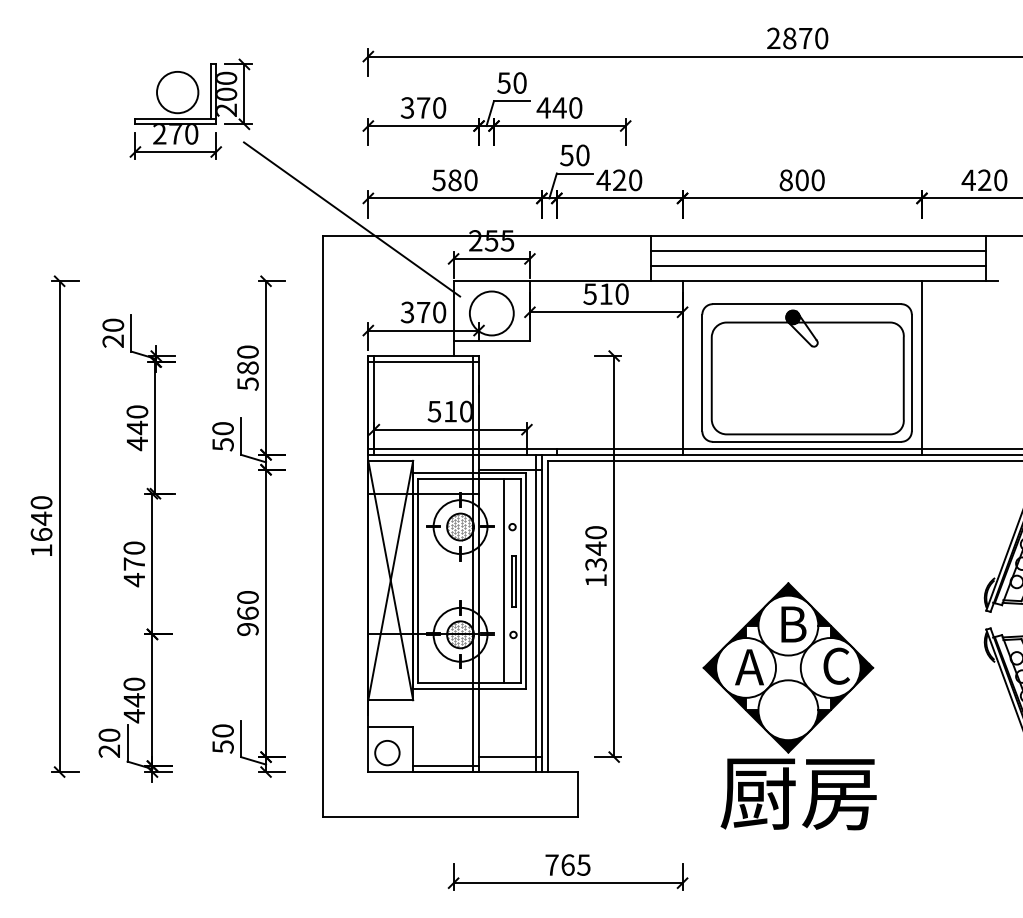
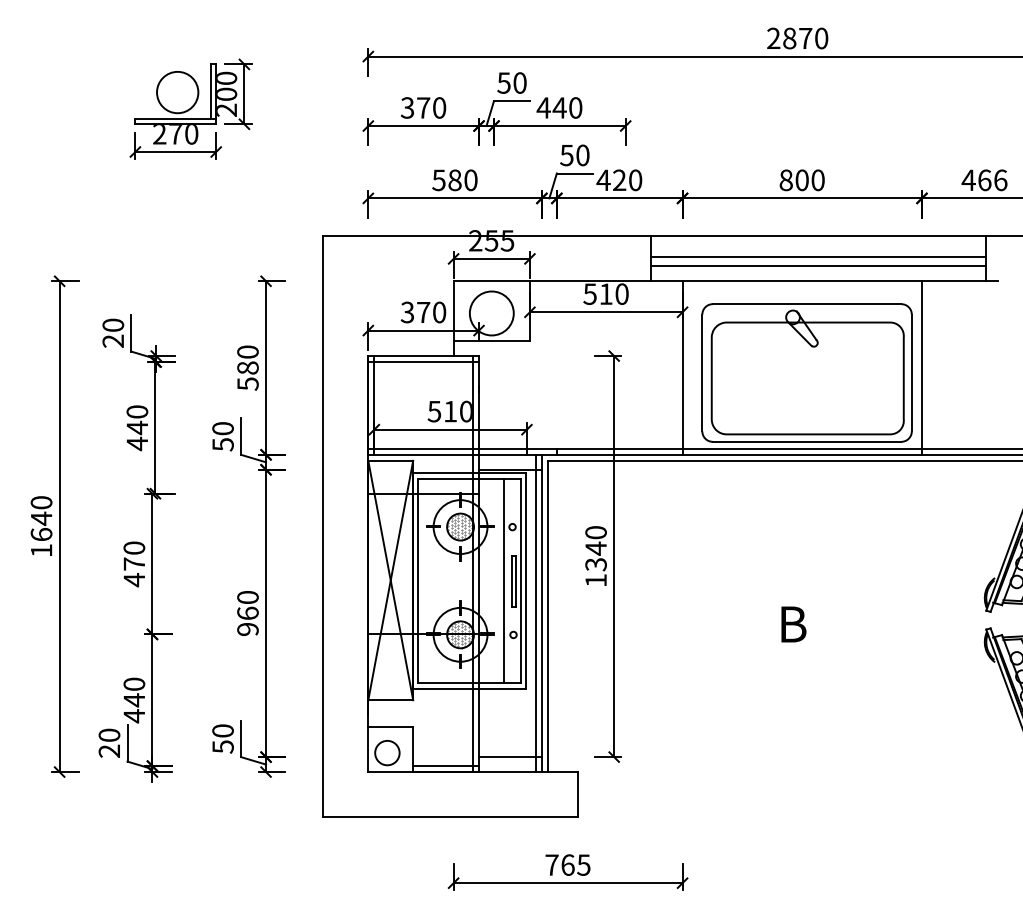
text: 420 -> 466 (992, 180)
line: present -> none (352, 219)
line position: (818, 251) -> (818, 257) (818, 257)
hatch: present -> none (792, 317)
part: present -> none (789, 706)
